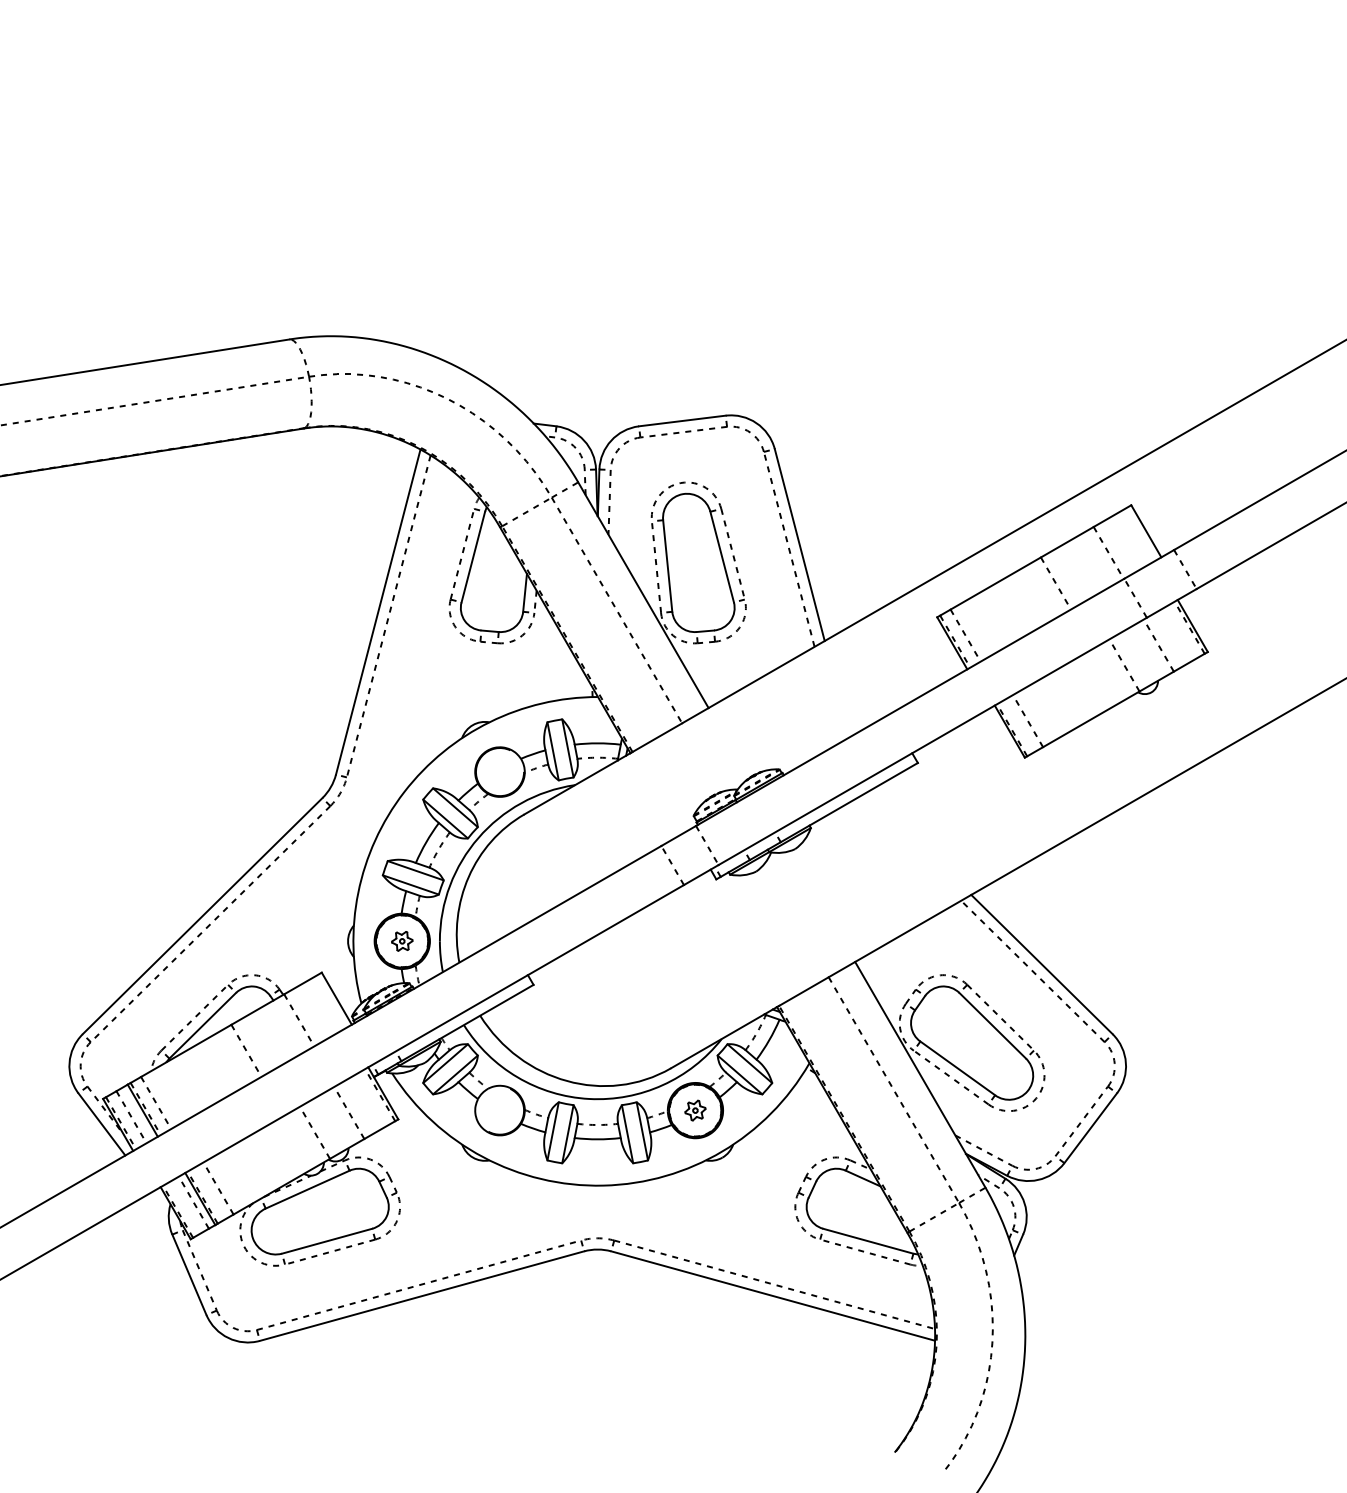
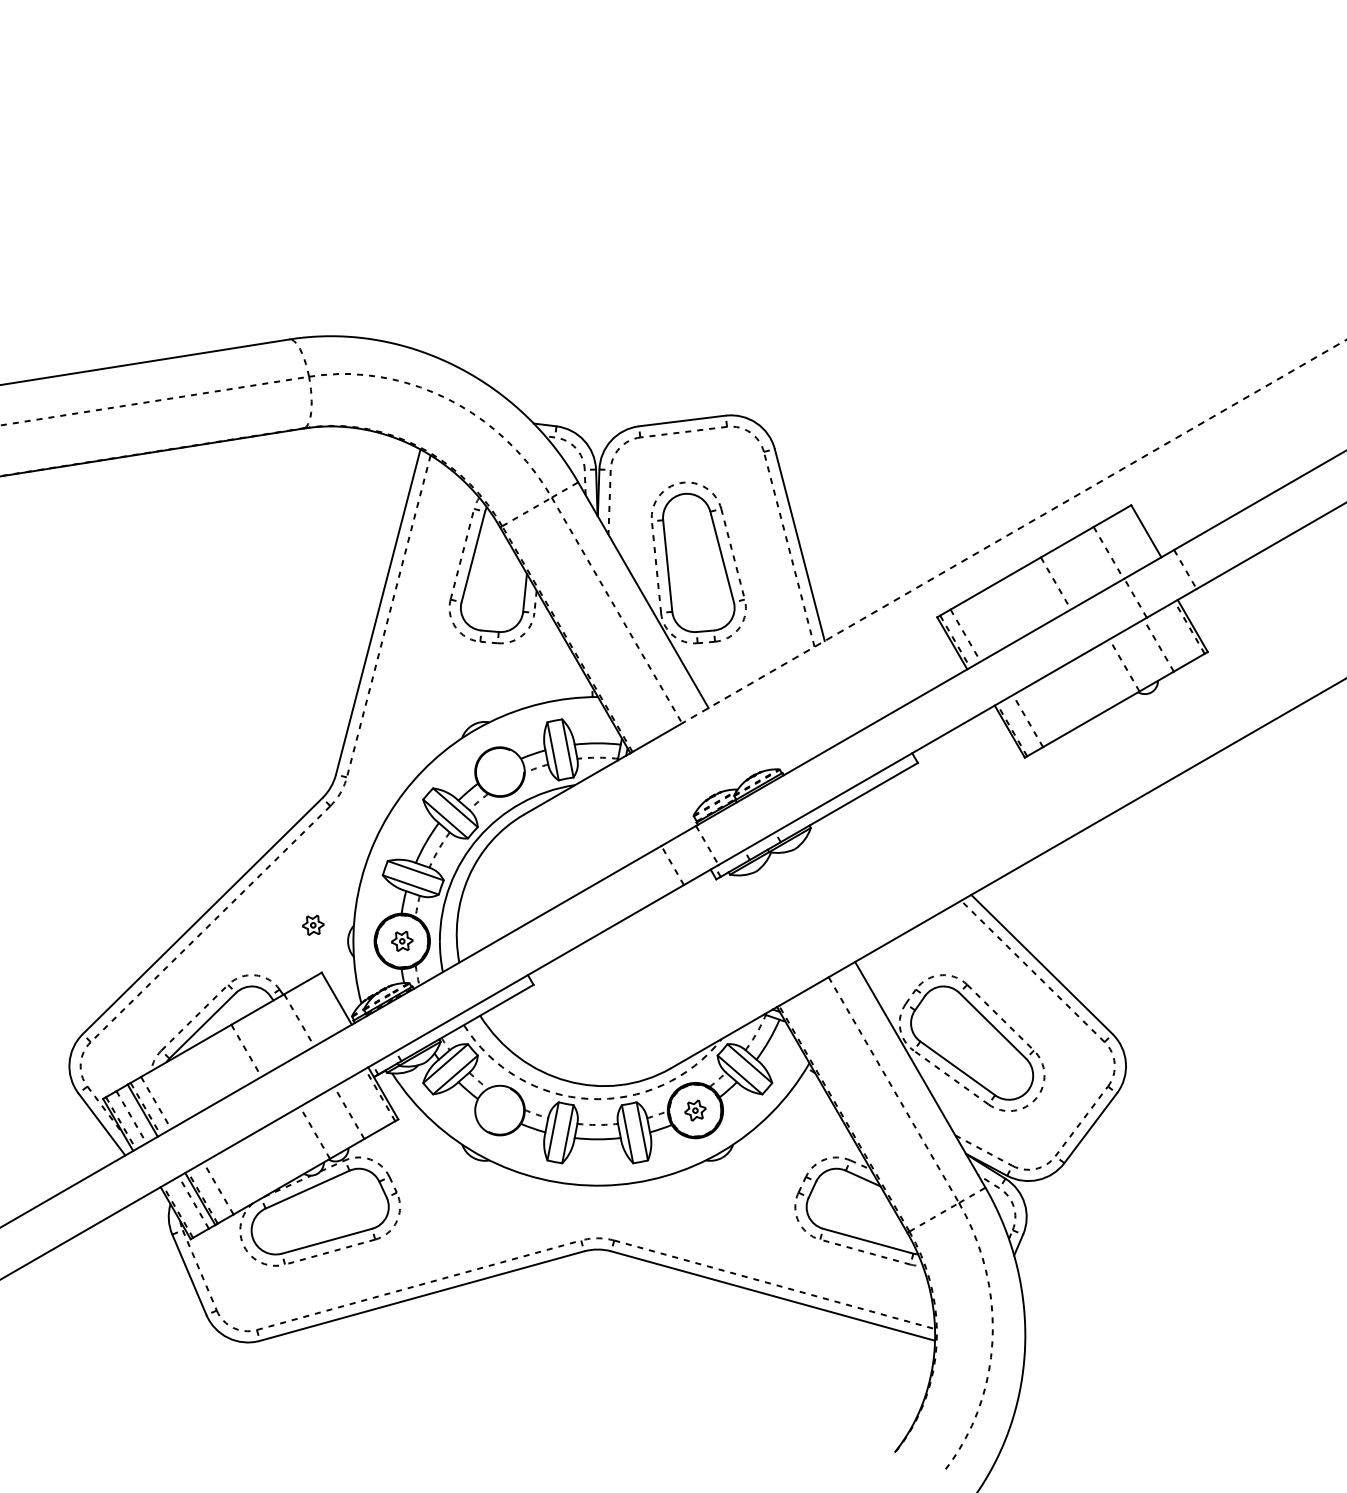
line: solid -> dashed (1013, 531)
part: none -> present (313, 925)
arc: solid -> dashed (589, 1098)
